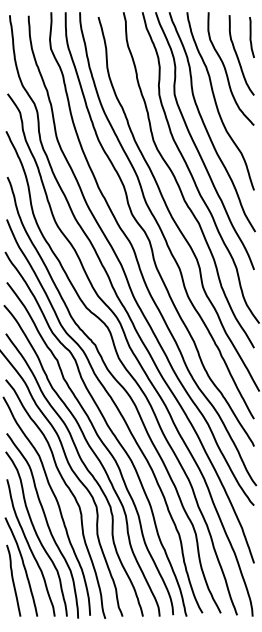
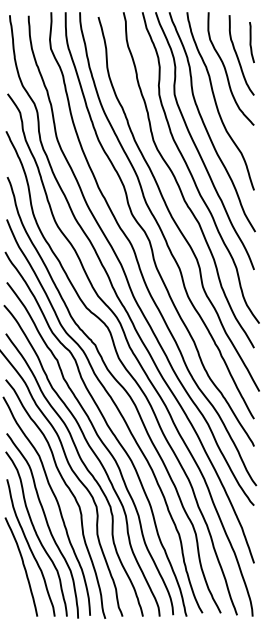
curve position: (251, 37) -> (251, 42) (251, 42)
curve: present -> none (13, 580)
